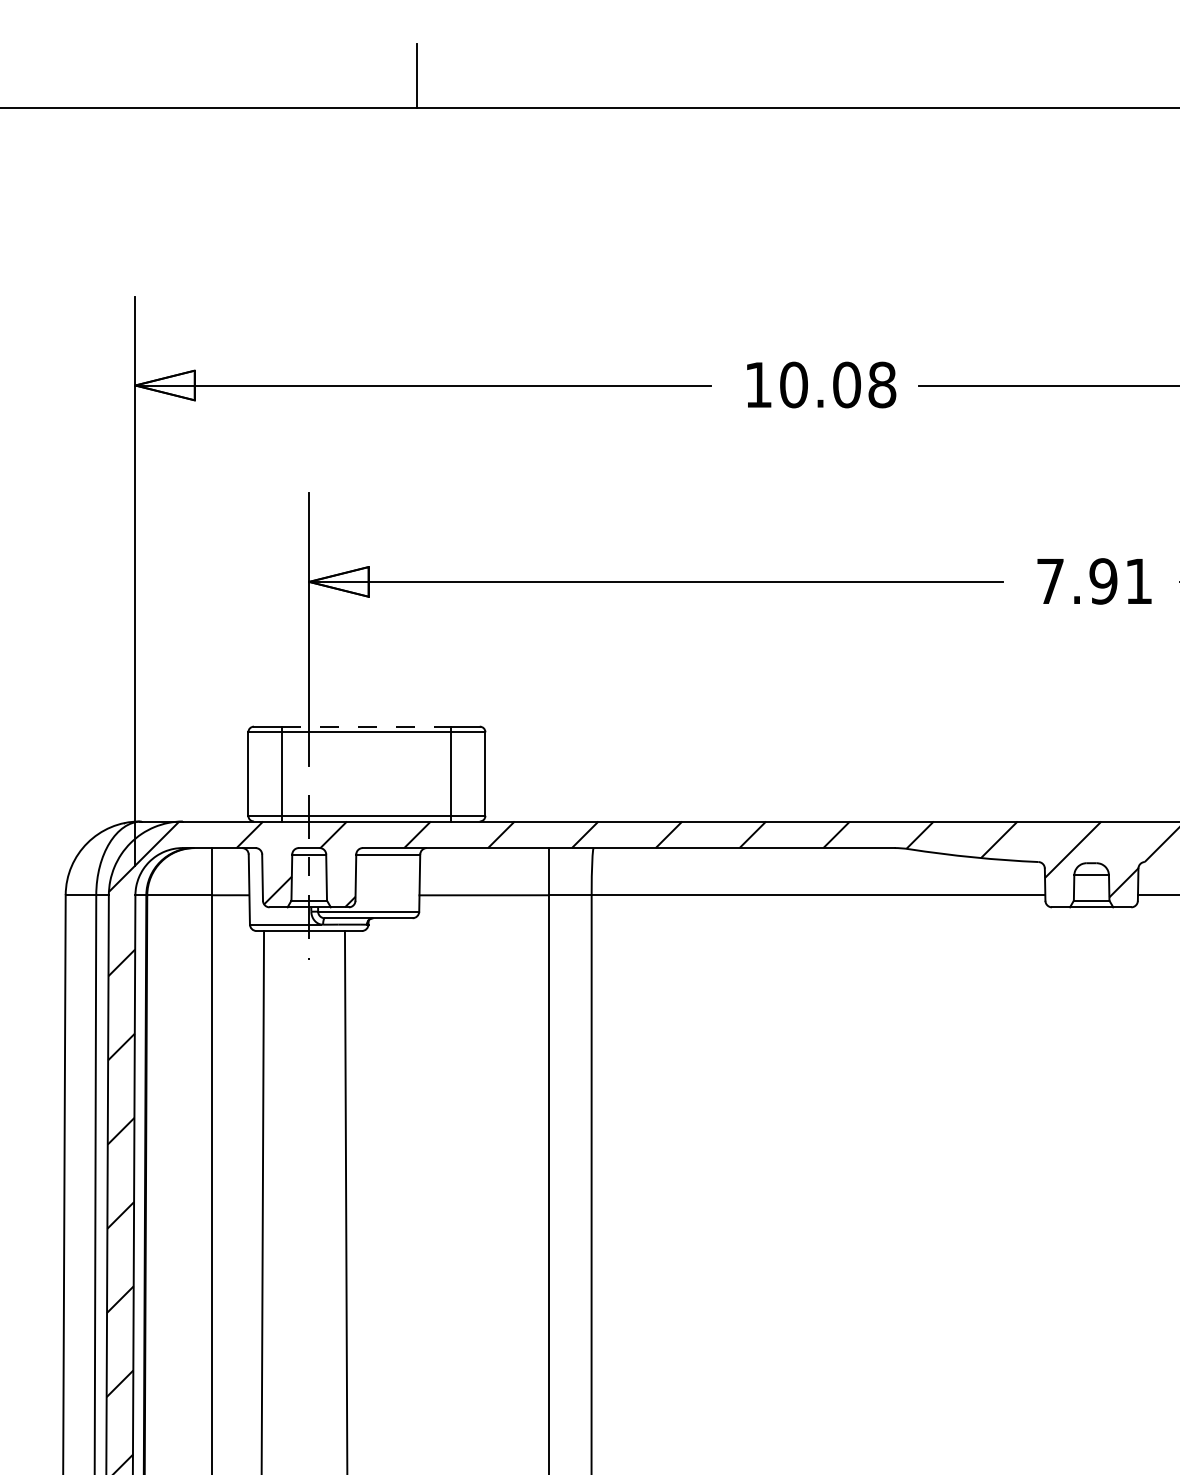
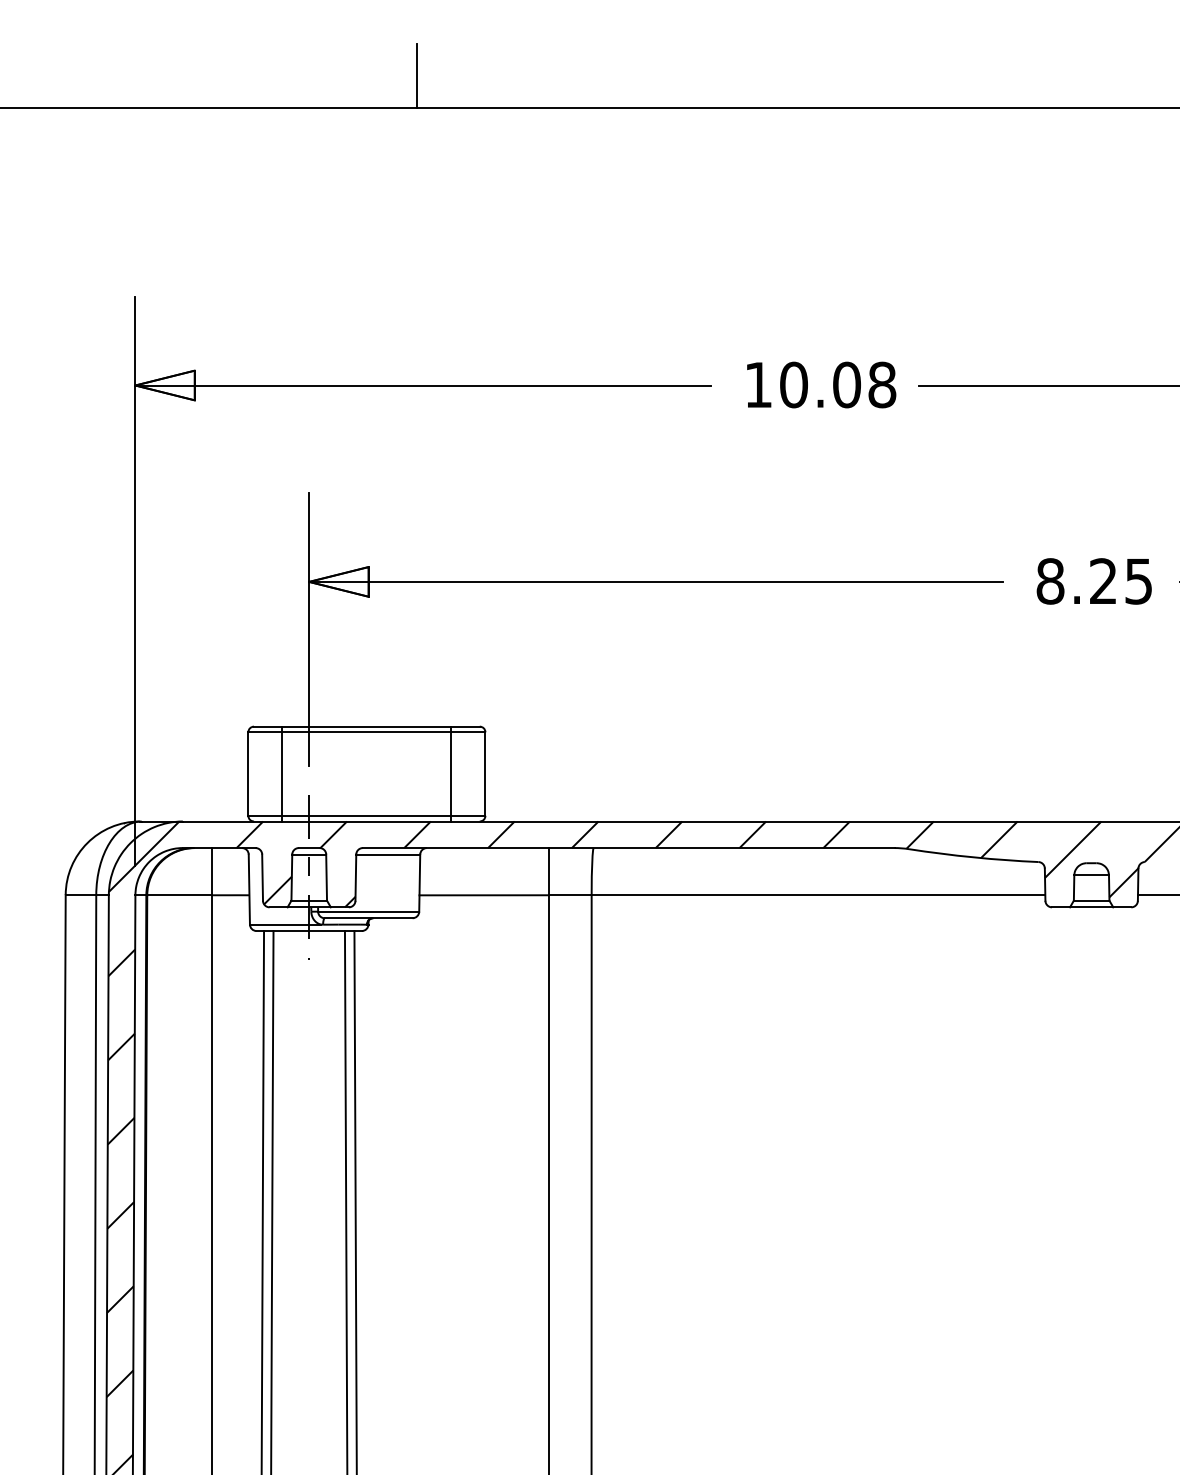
text: 7.91 -> 8.25 (1093, 581)
line: dashed -> solid (367, 726)
line: none -> present (272, 1201)
line: none -> present (355, 1201)
